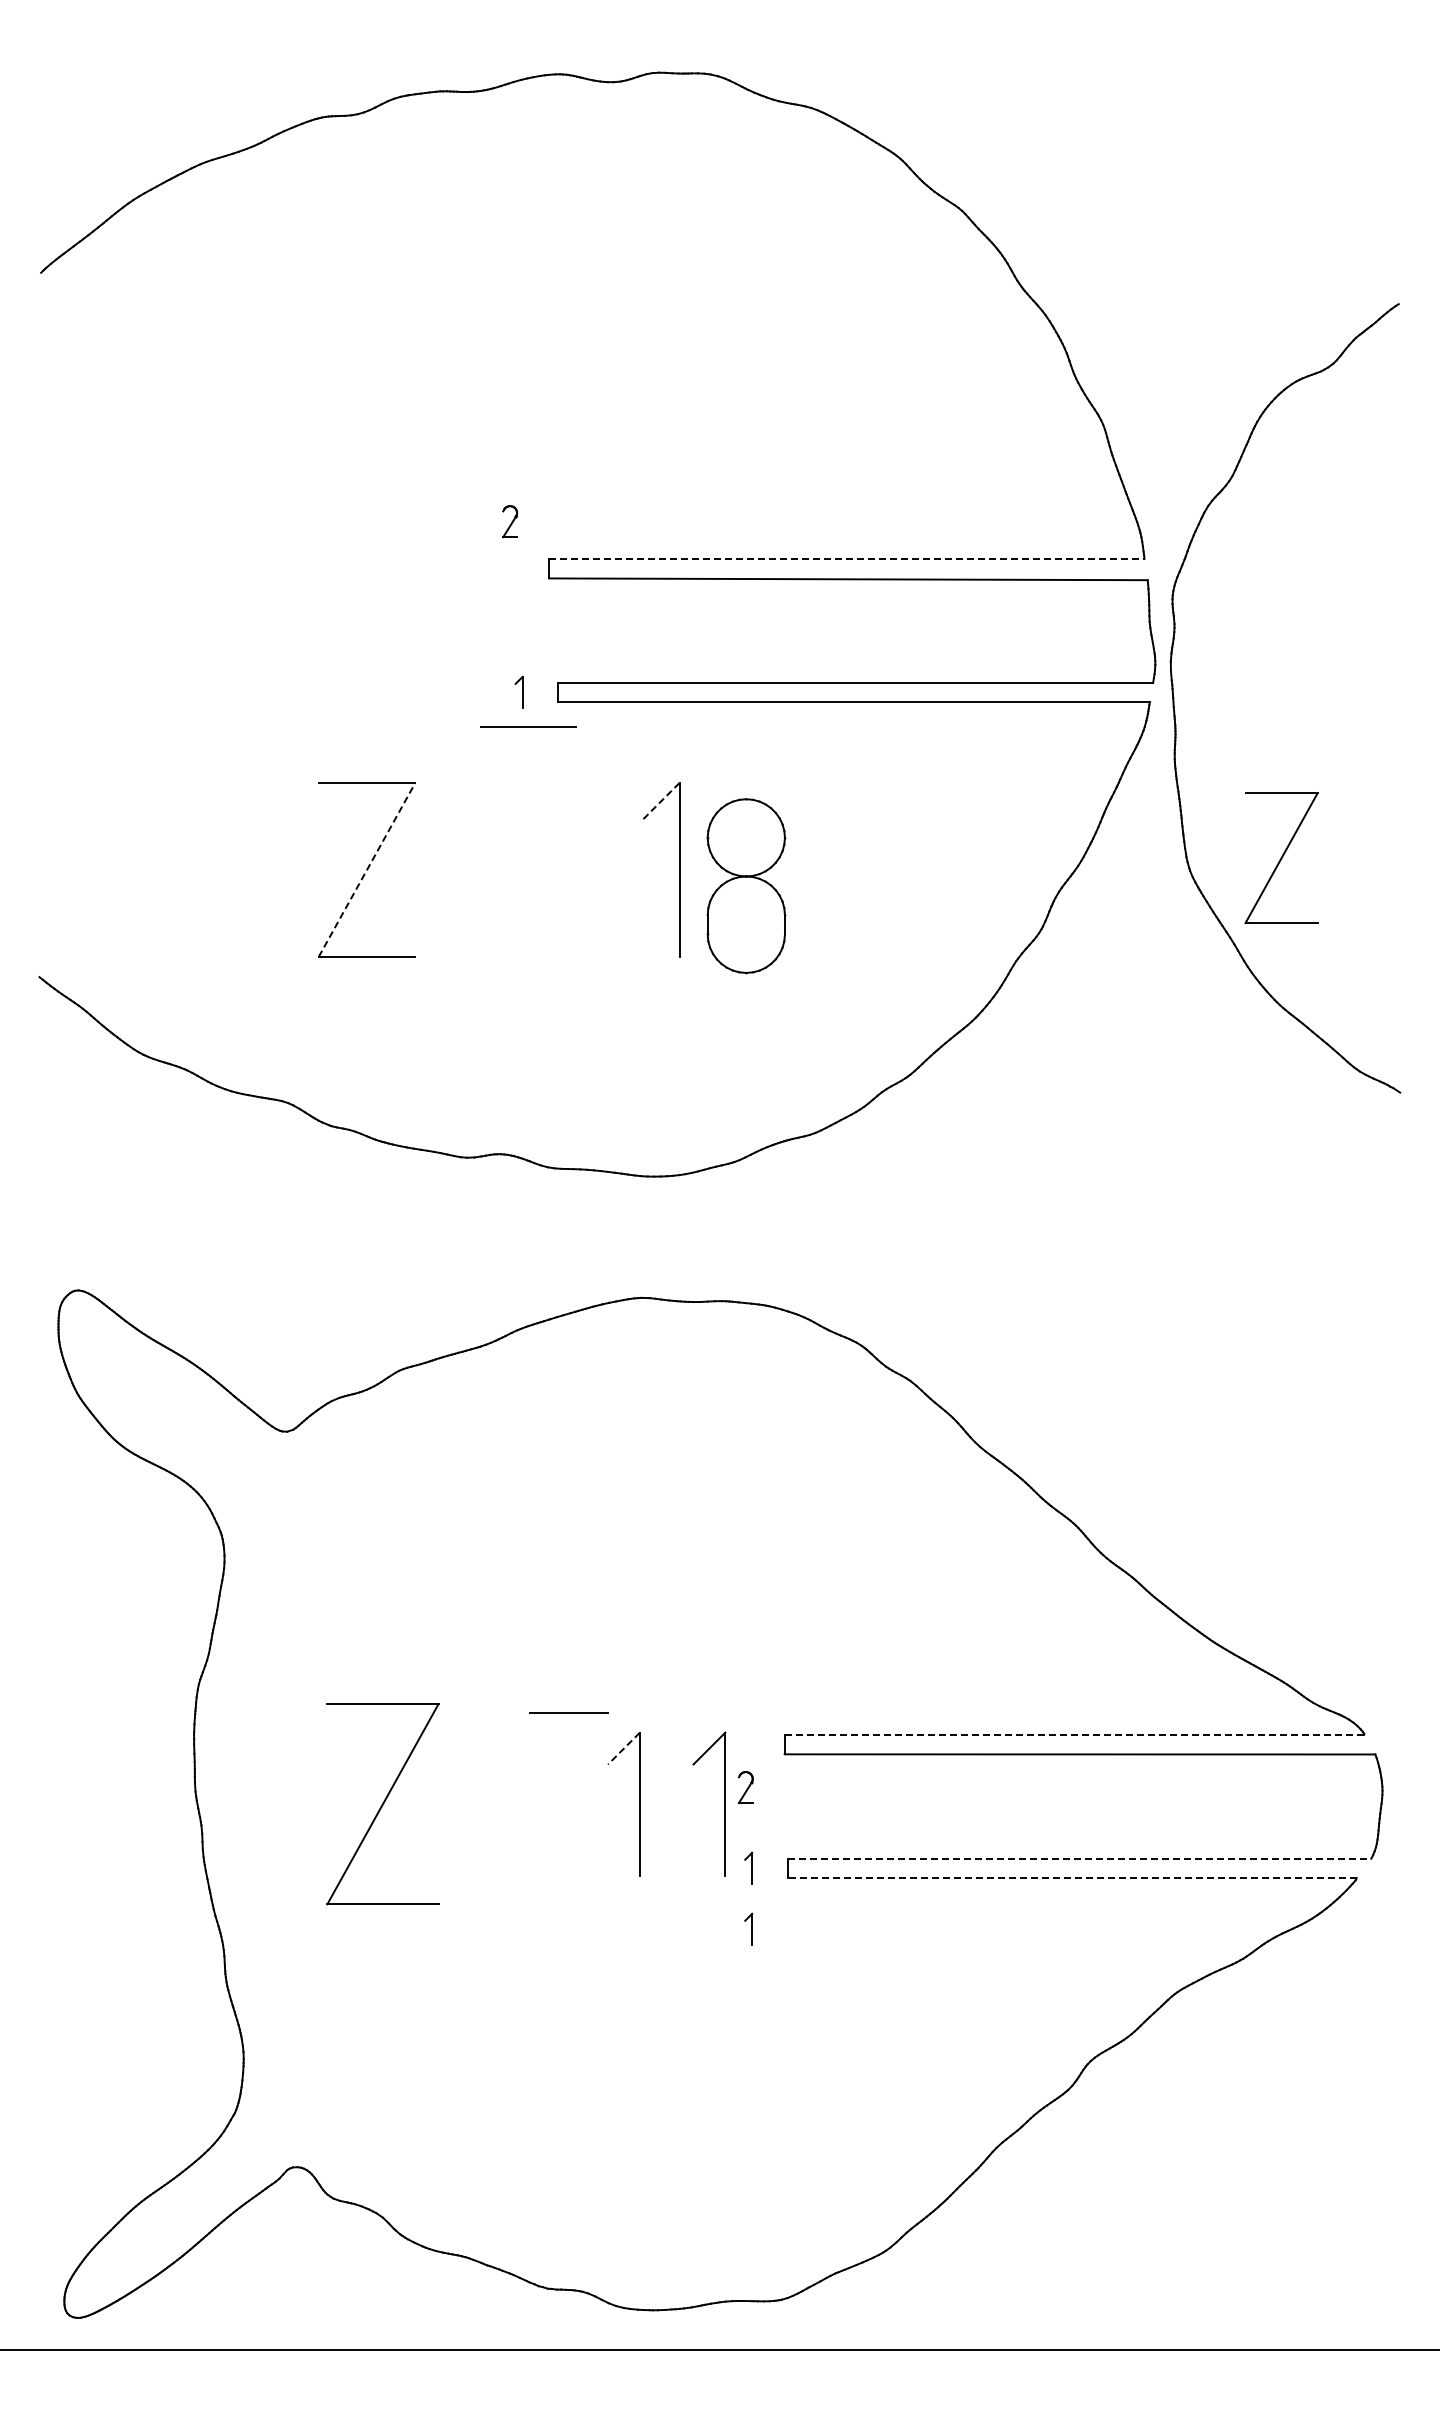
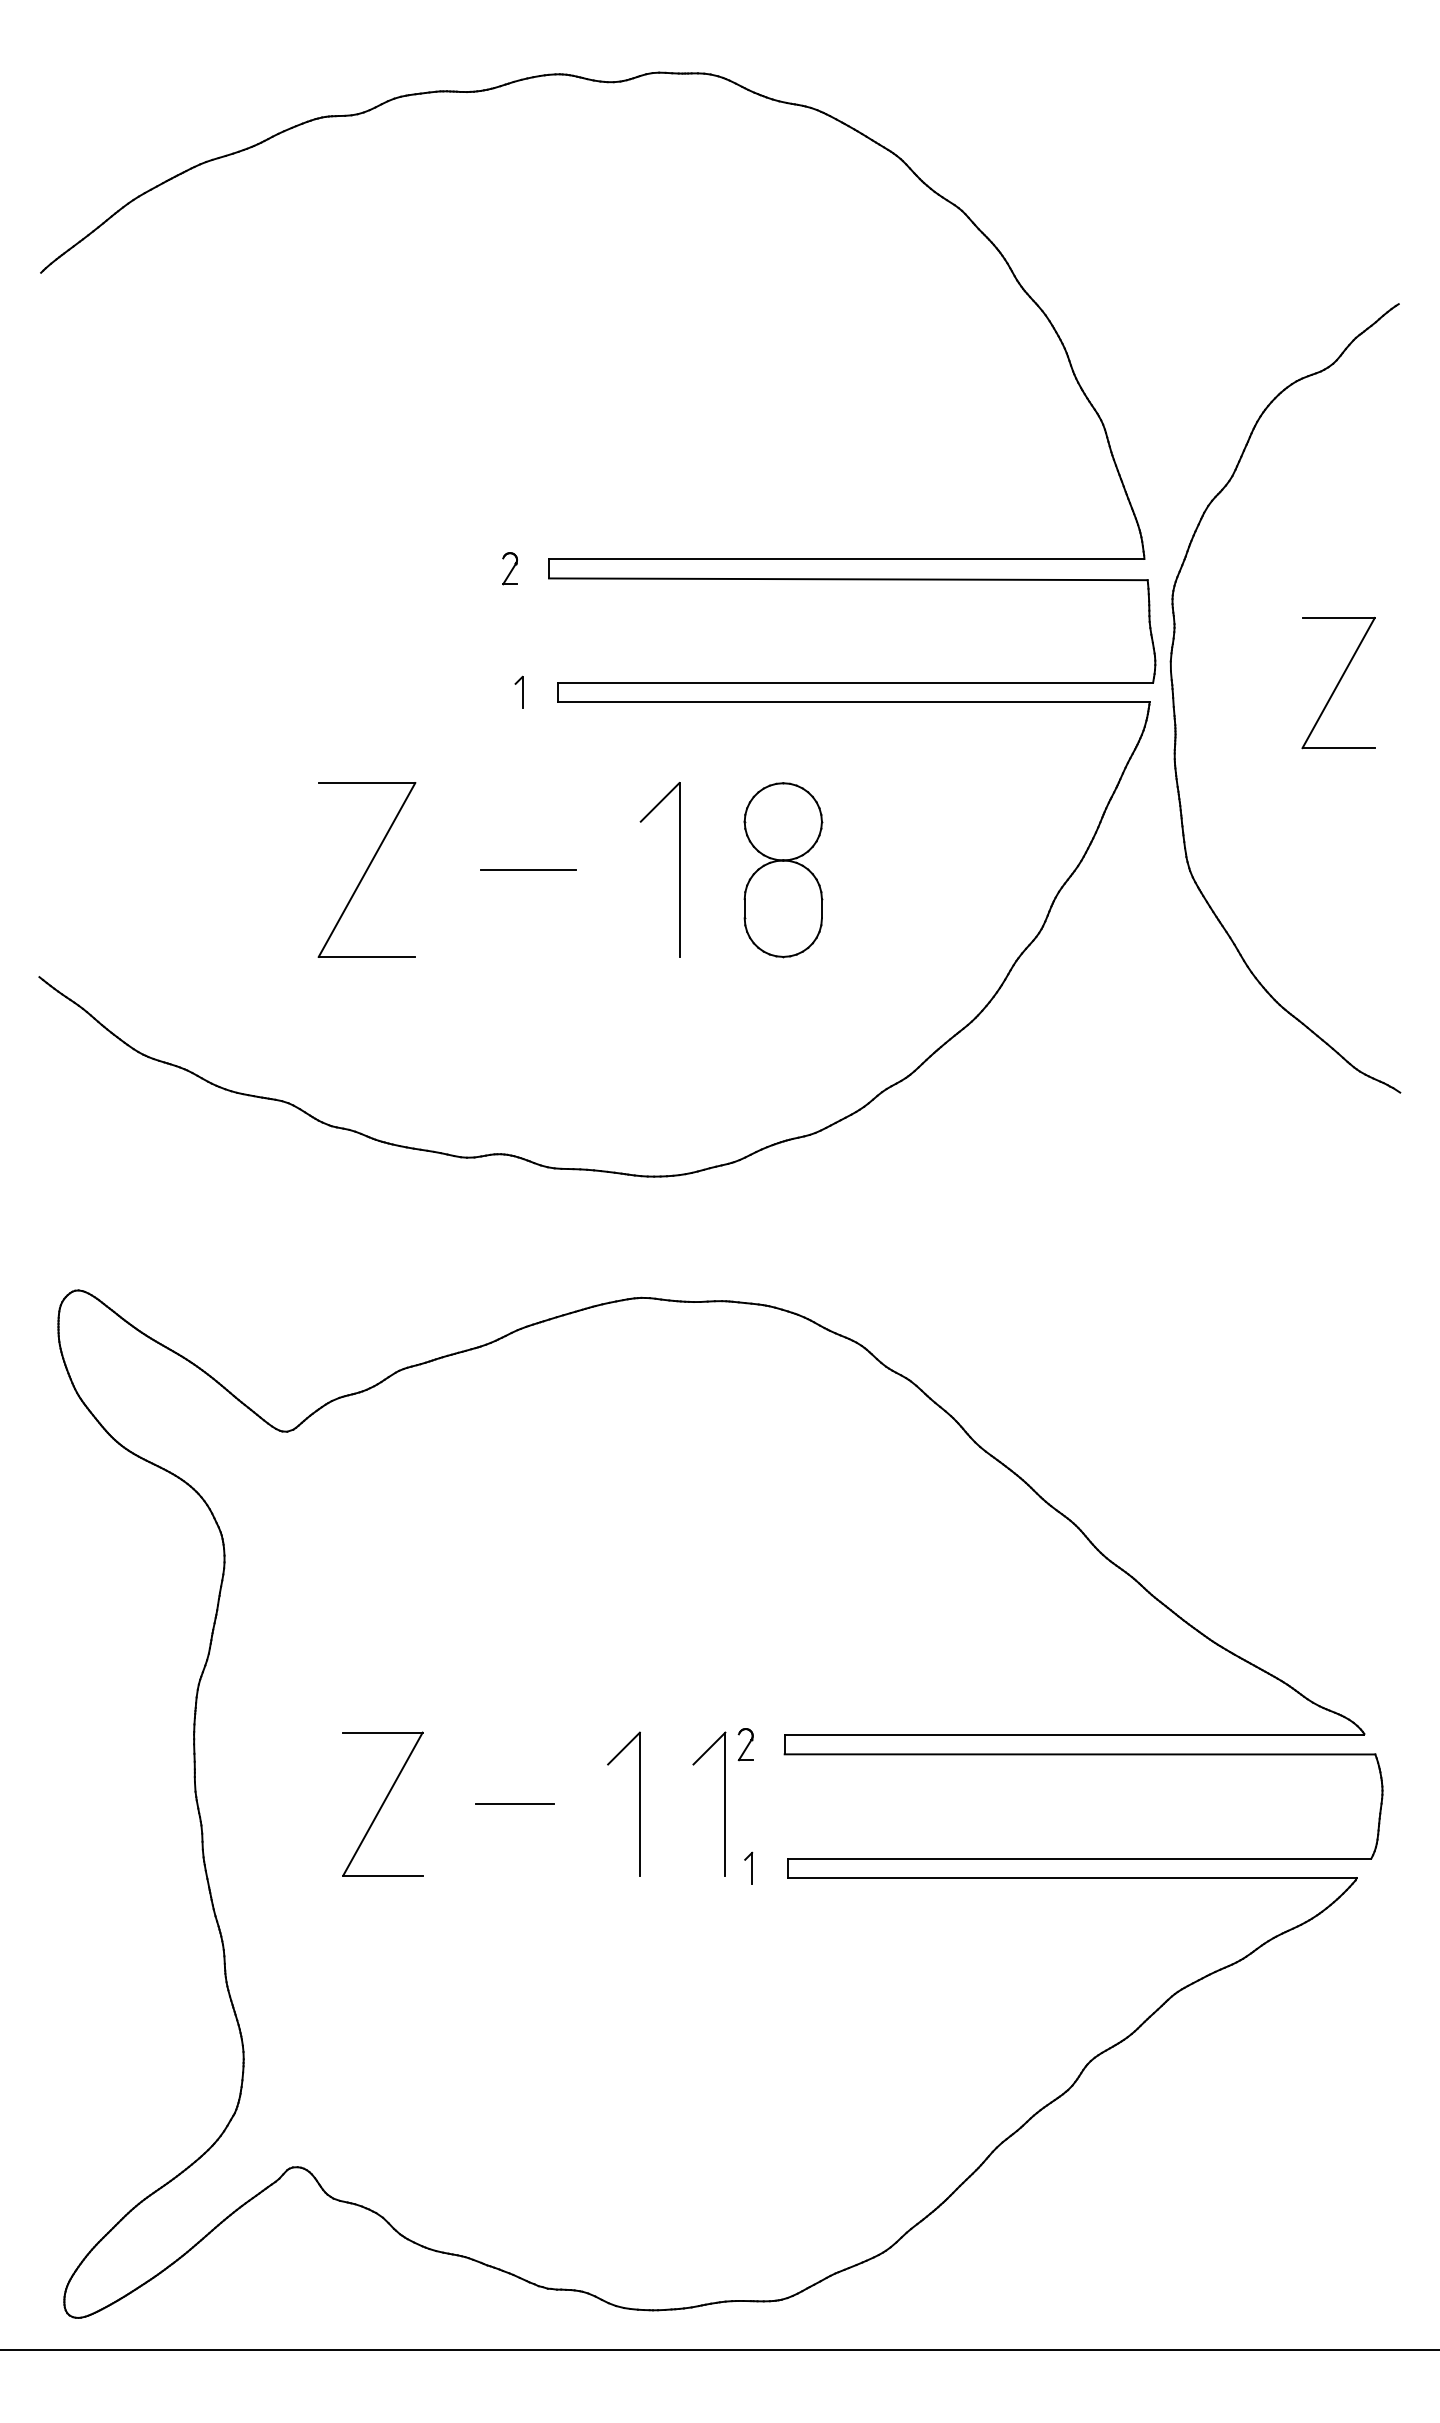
part position: (509, 521) -> (509, 568) (509, 568)
line: dashed -> solid (846, 559)
line position: (528, 726) -> (528, 869) (528, 869)
line: dashed -> solid (659, 802)
part position: (1281, 858) -> (1338, 683) (1338, 683)
line: dashed -> solid (367, 869)
part position: (746, 886) -> (783, 870) (783, 870)
line position: (568, 1712) -> (514, 1803) (514, 1803)
line: dashed -> solid (1074, 1734)
line: dashed -> solid (623, 1748)
part position: (745, 1787) -> (745, 1744) (745, 1744)
part size: 114x203 px -> 82x146 px (382, 1803)
line: dashed -> solid (1079, 1858)
line: dashed -> solid (1072, 1878)
part: present -> none (748, 1928)
